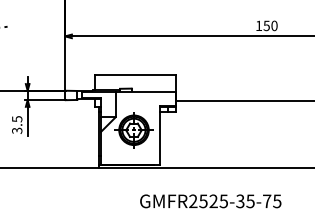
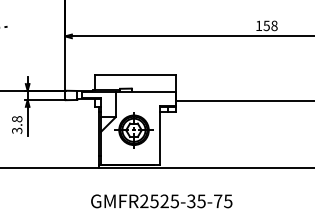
text: 150 -> 158 (274, 25)
text: 3.5 -> 3.8 (17, 119)
text position: (210, 201) -> (161, 201) (161, 201)
